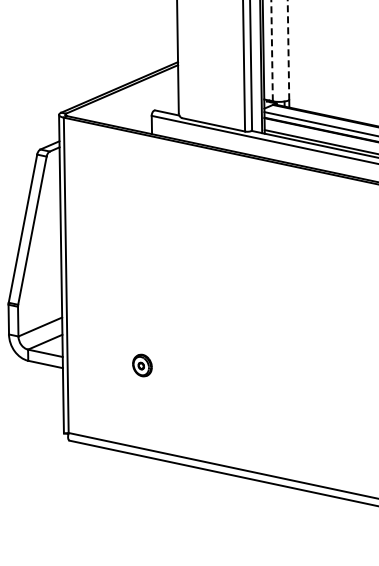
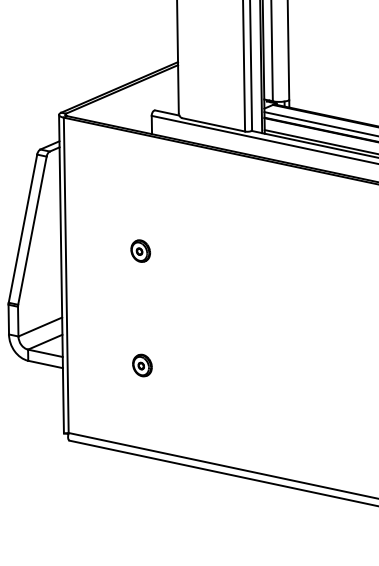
line: dashed -> solid (272, 50)
line: dashed -> solid (288, 50)
part: none -> present (140, 250)
